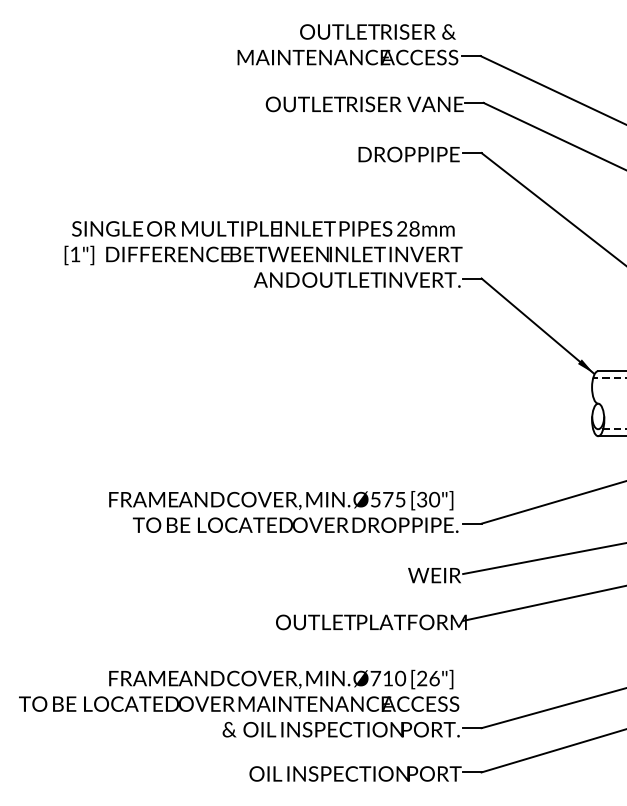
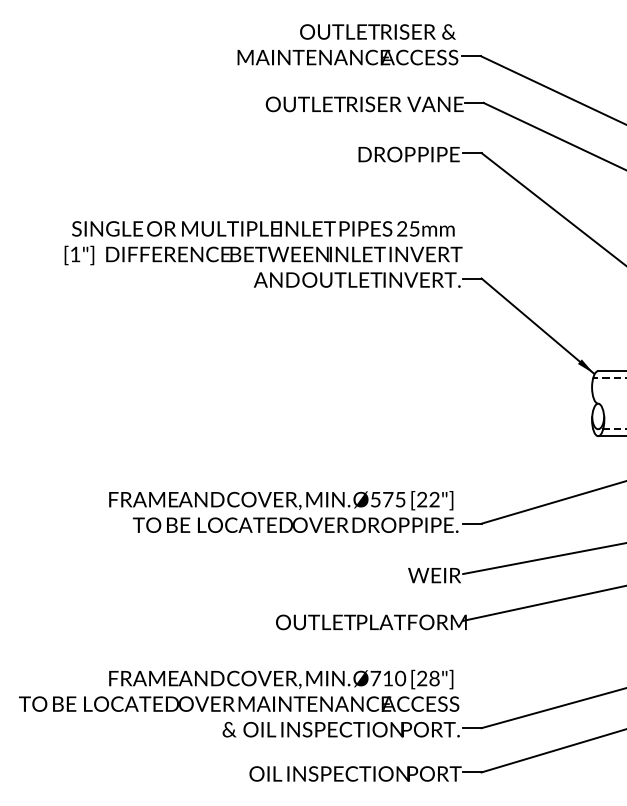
text: 28mm -> 25mm (414, 228)
text: [30"] -> [22"] (428, 499)
text: [26"] -> [28"] (434, 677)
